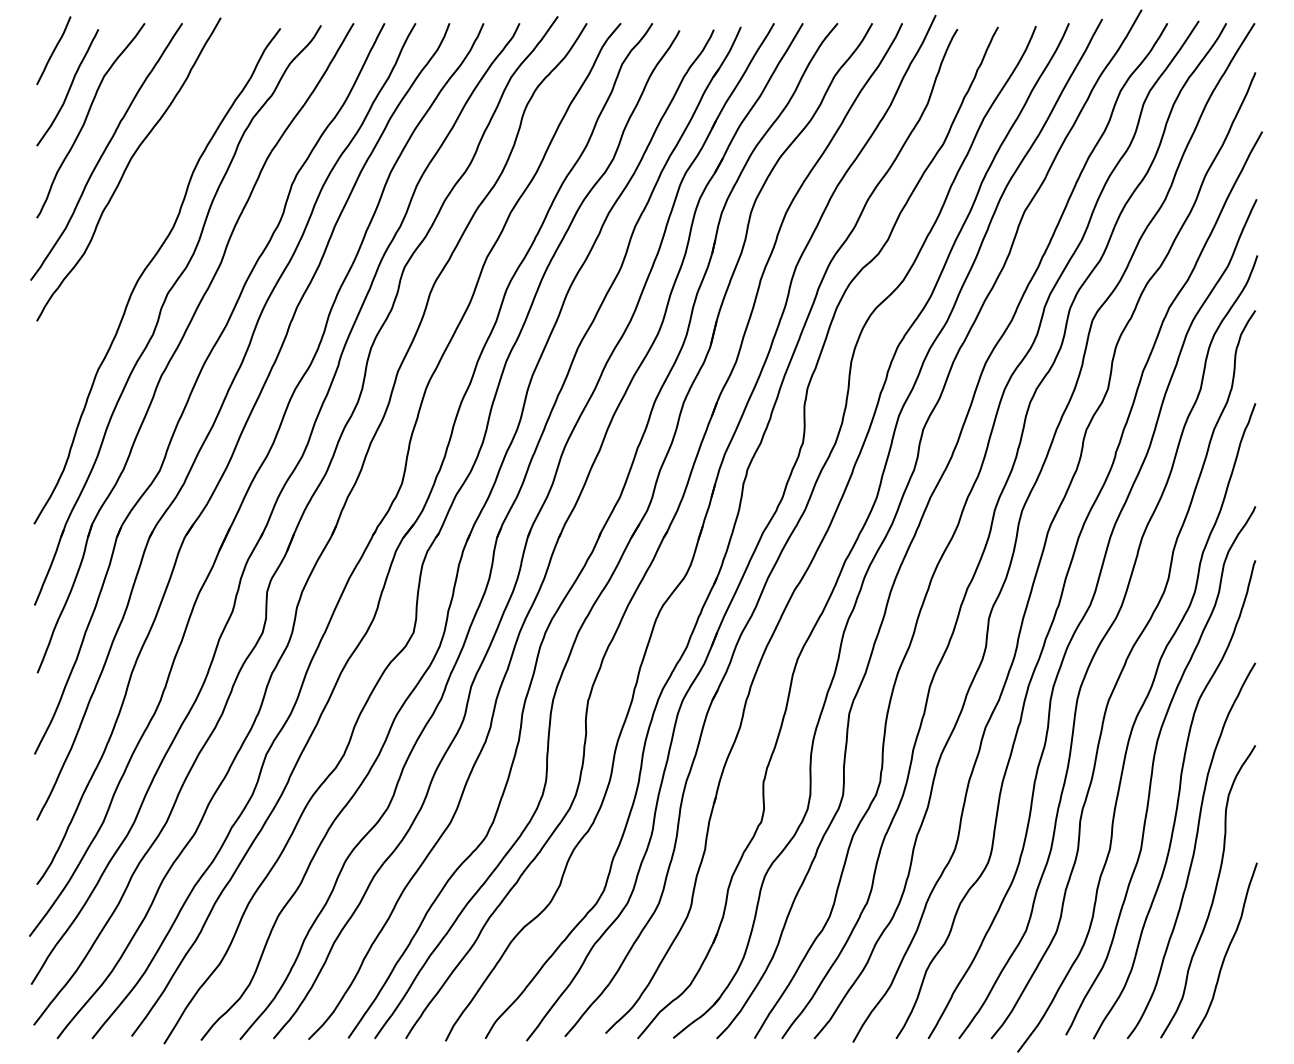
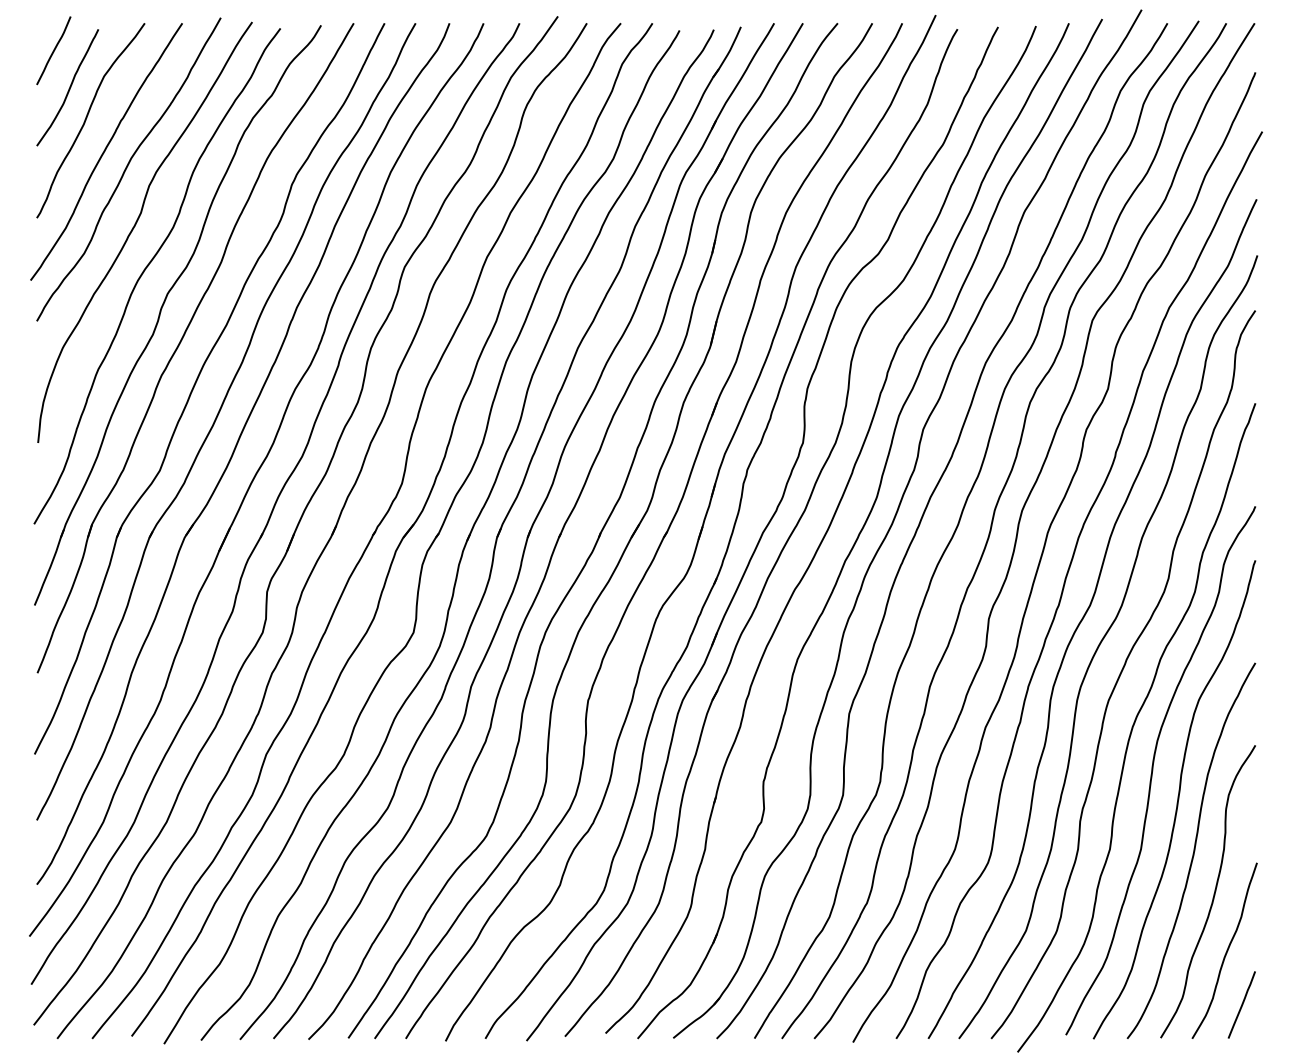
curve: none -> present (135, 226)
line: none -> present (1241, 1004)
